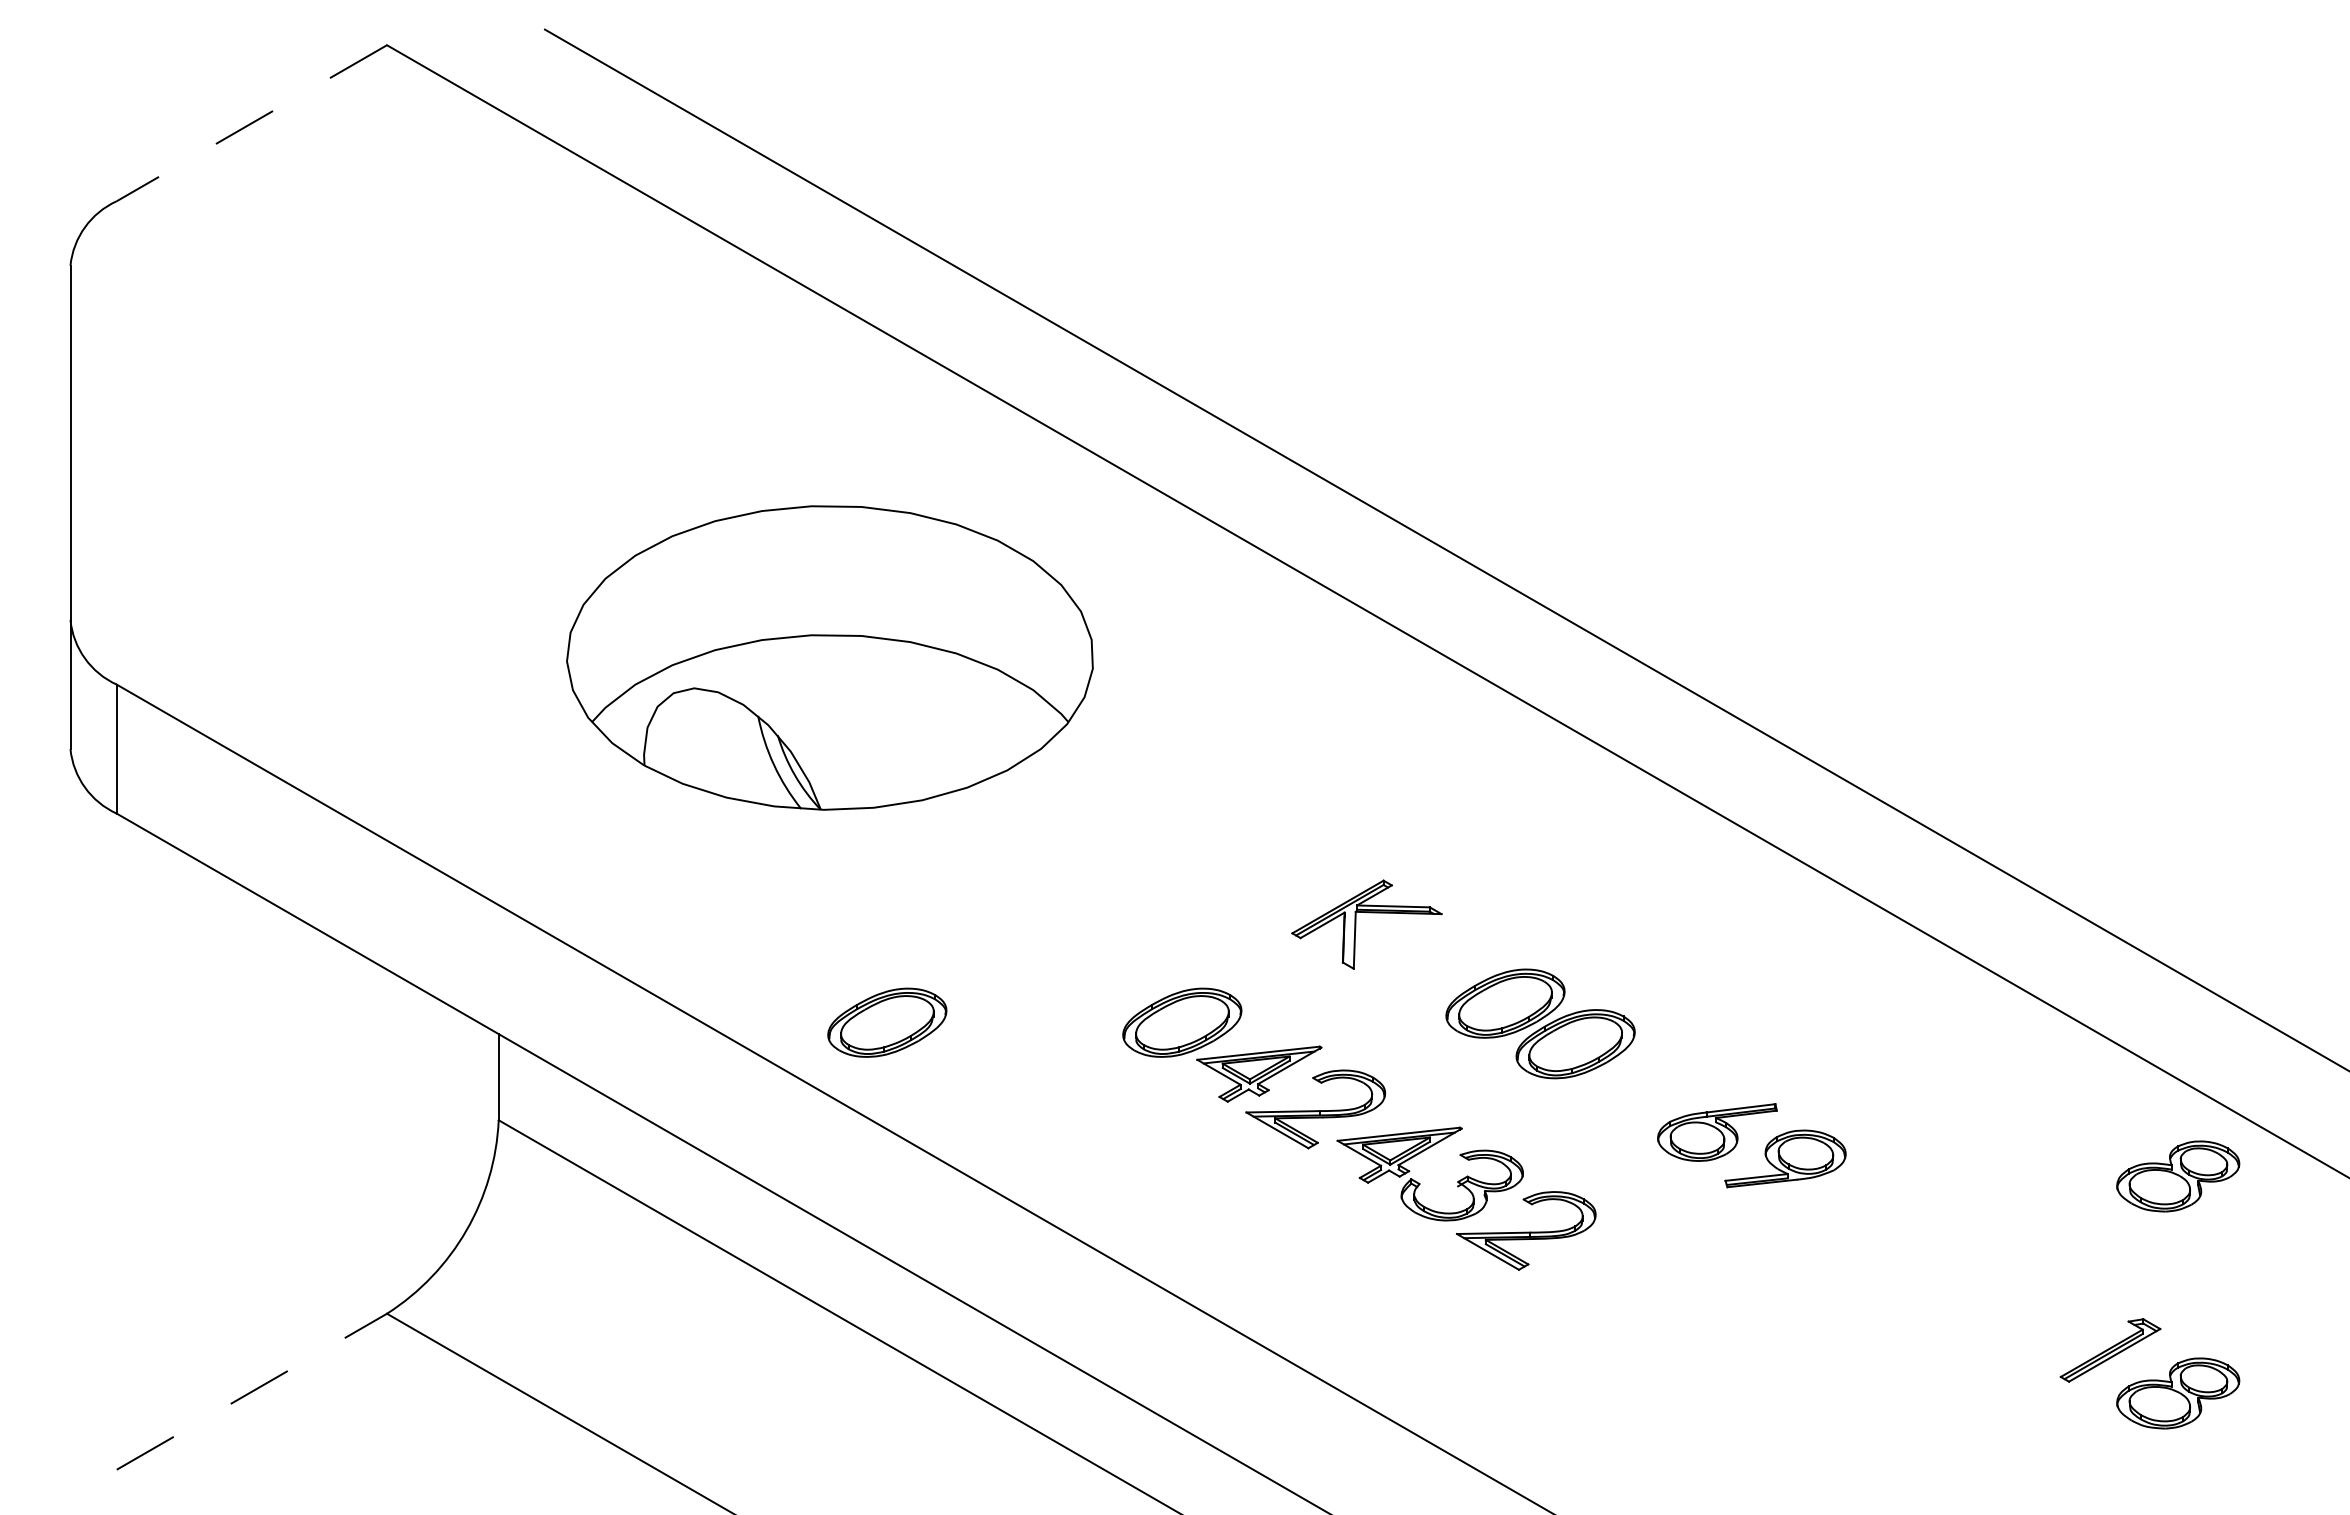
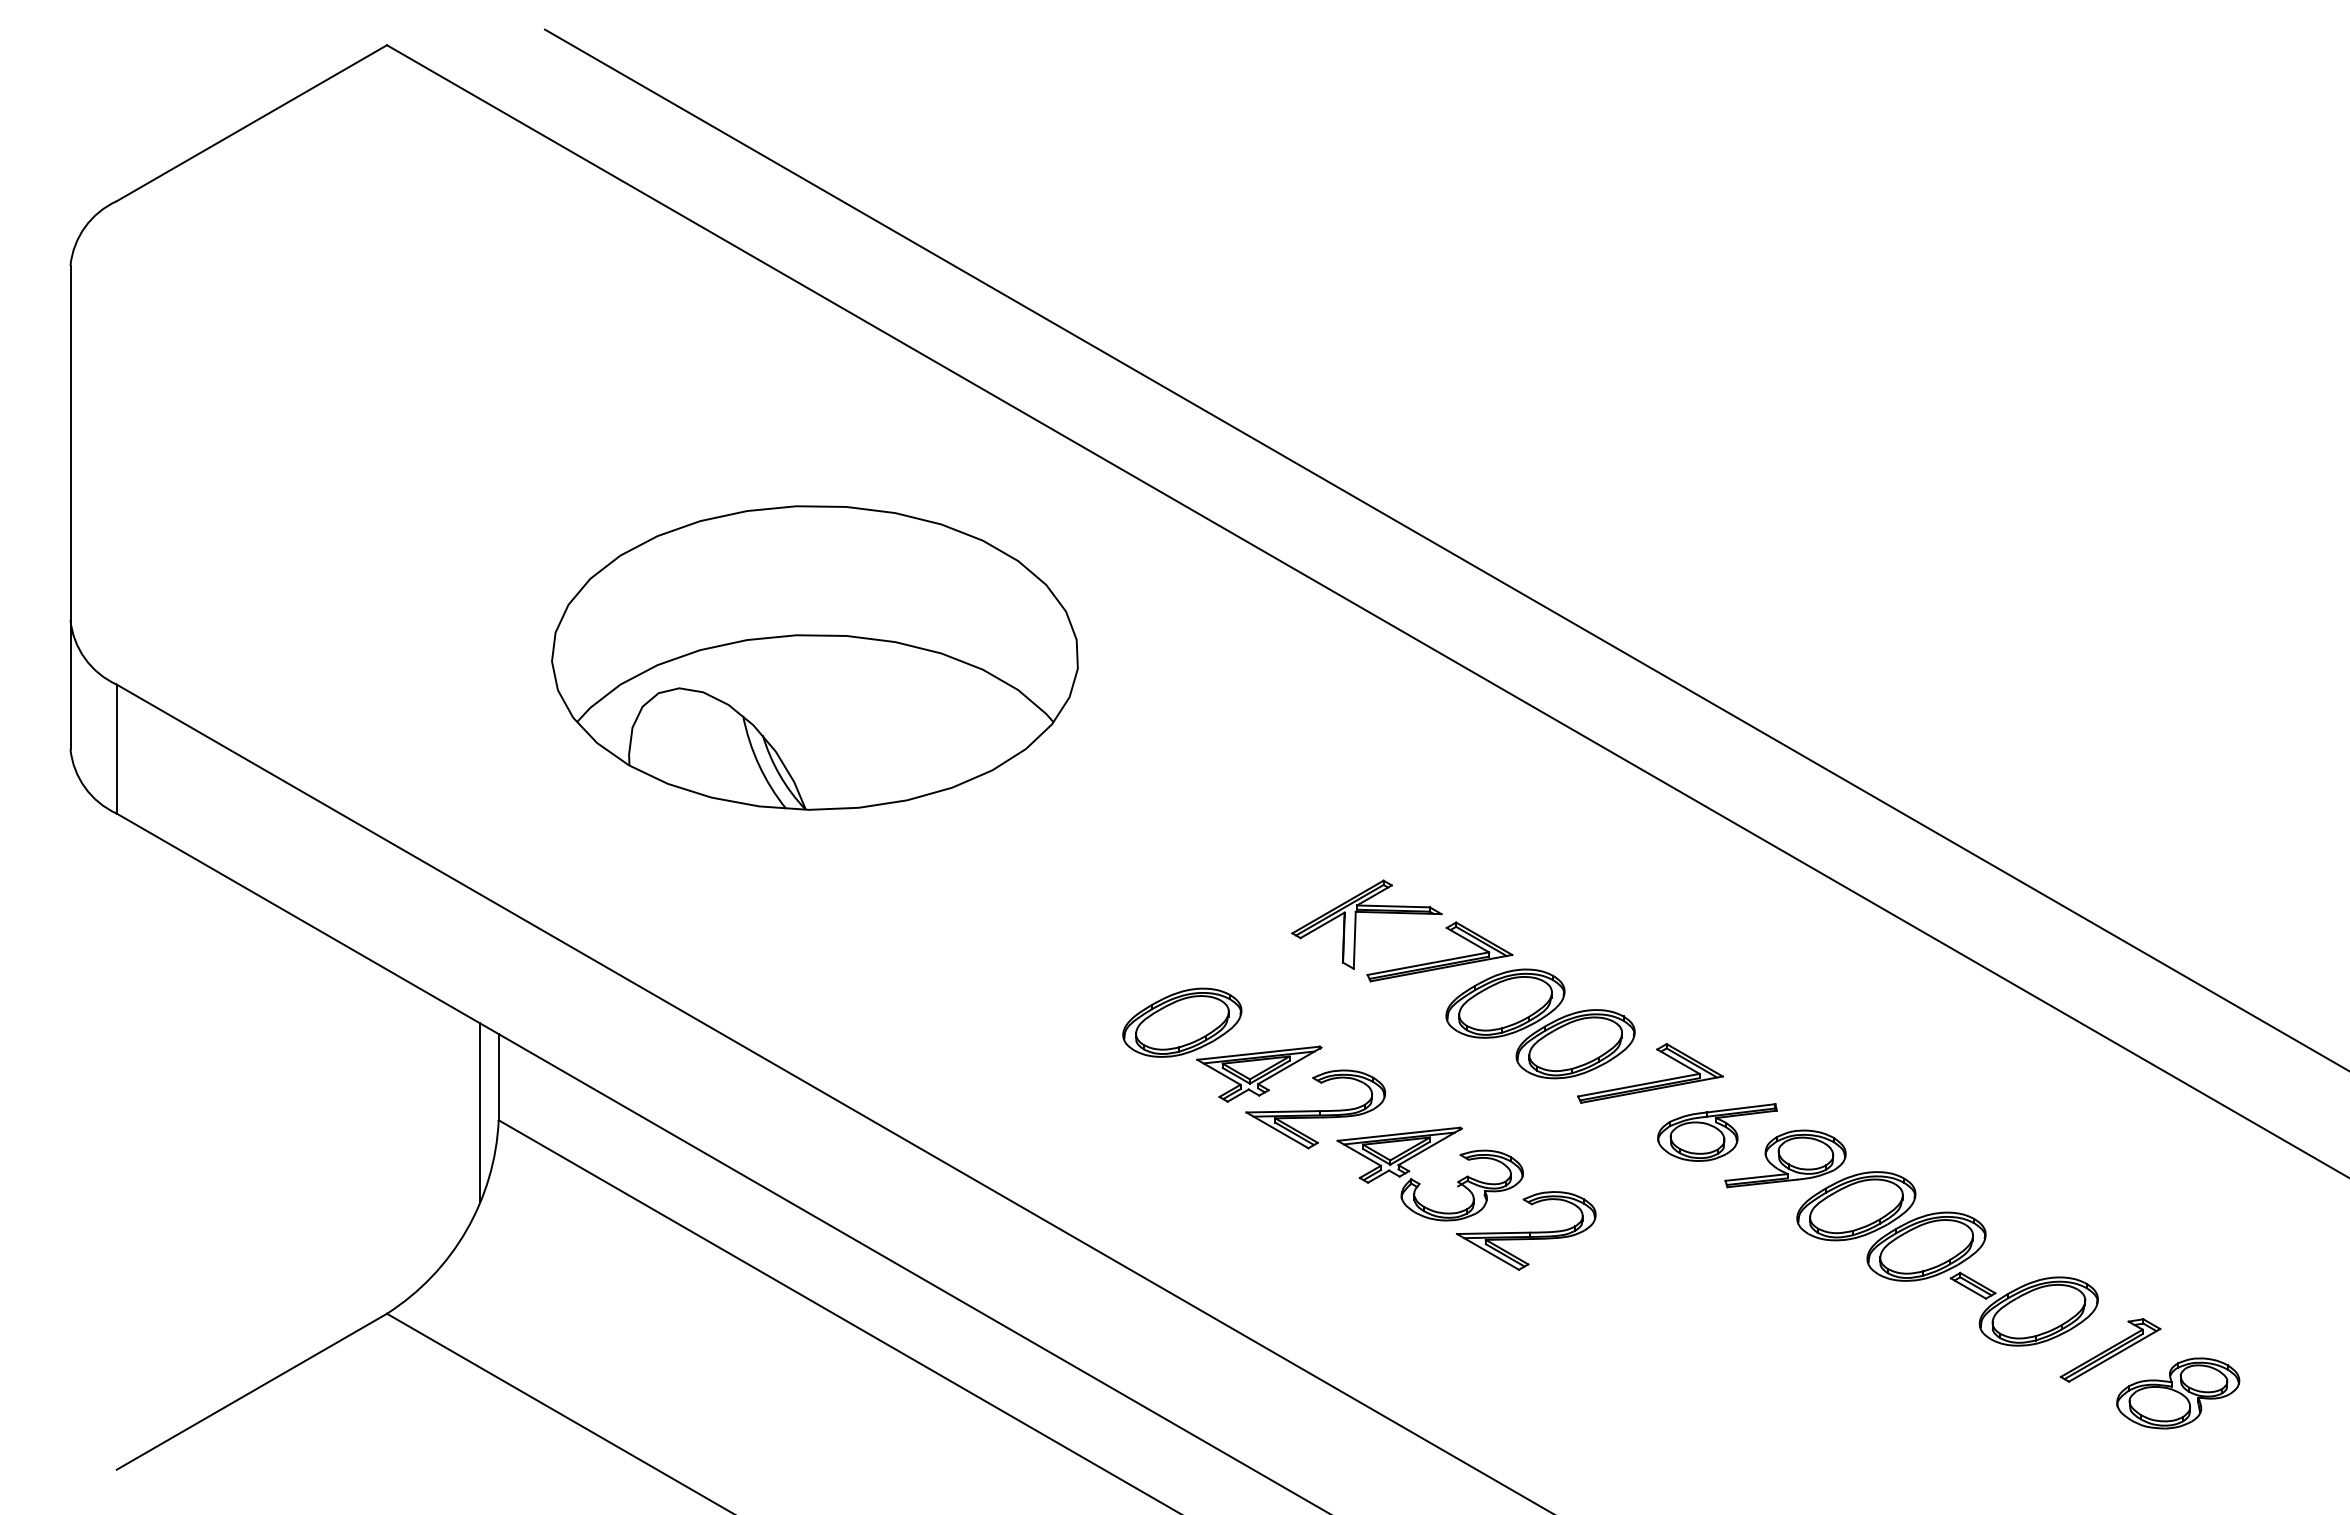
line: dashed -> solid (251, 123)
part position: (829, 657) -> (814, 657) (814, 657)
part: none -> present (1443, 959)
part: present -> none (887, 1022)
part: none -> present (1651, 1081)
line: none -> present (480, 1112)
part: present -> none (2178, 1176)
part: none -> present (1947, 1258)
line: dashed -> solid (252, 1391)
